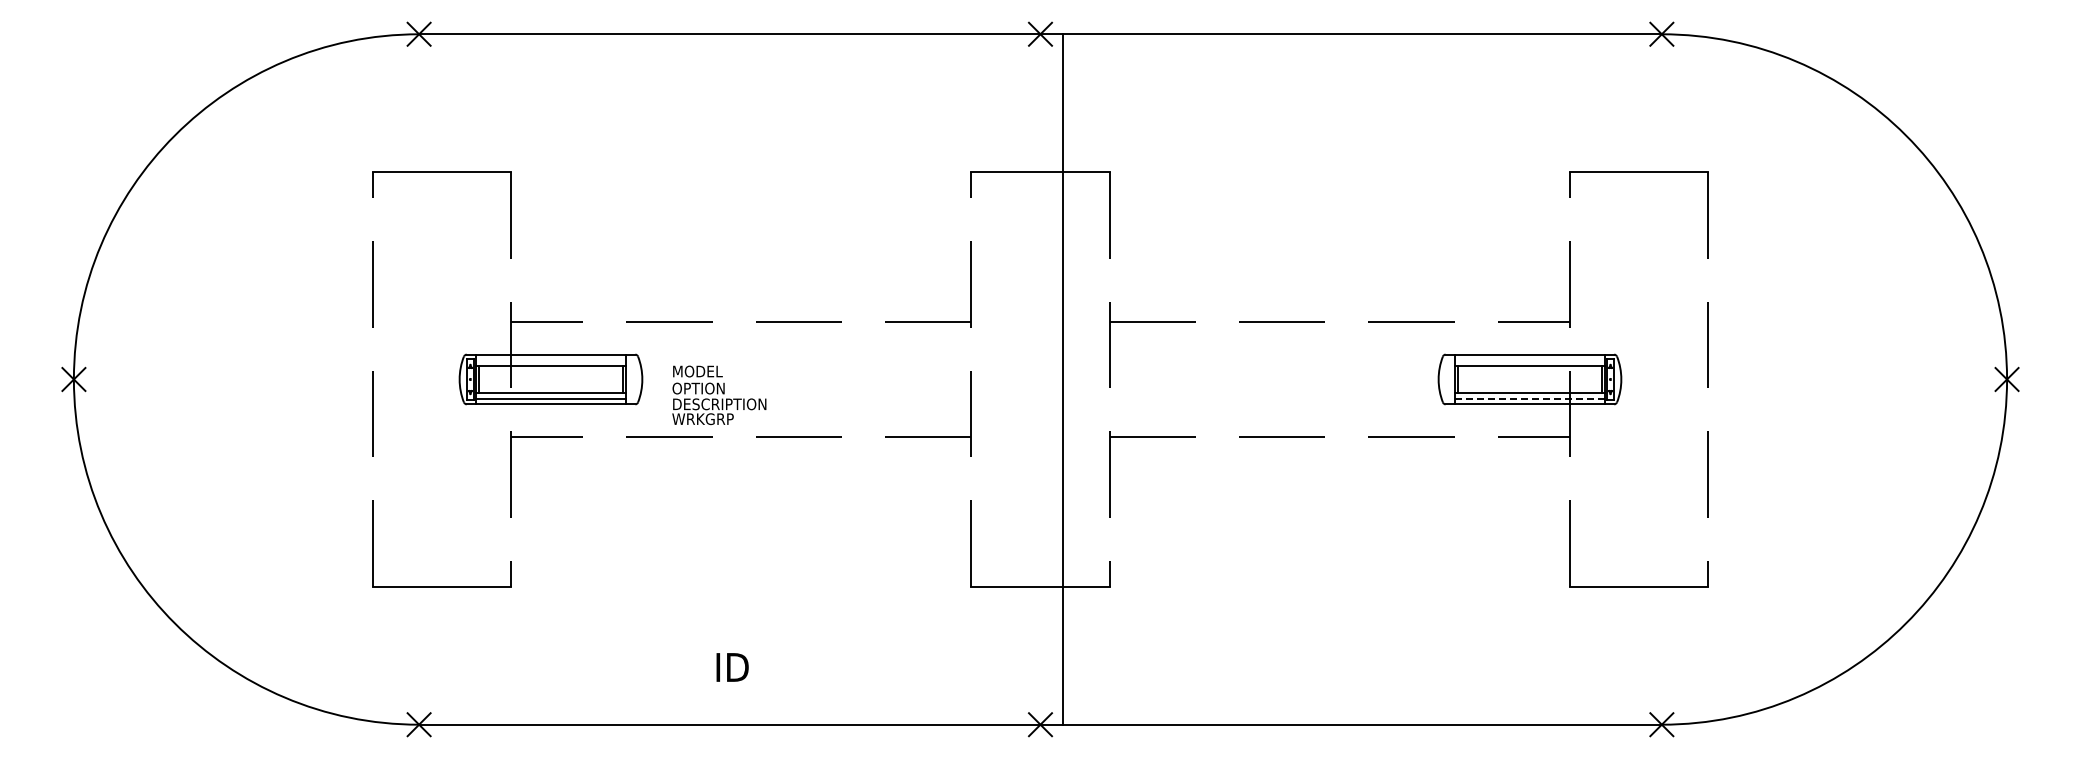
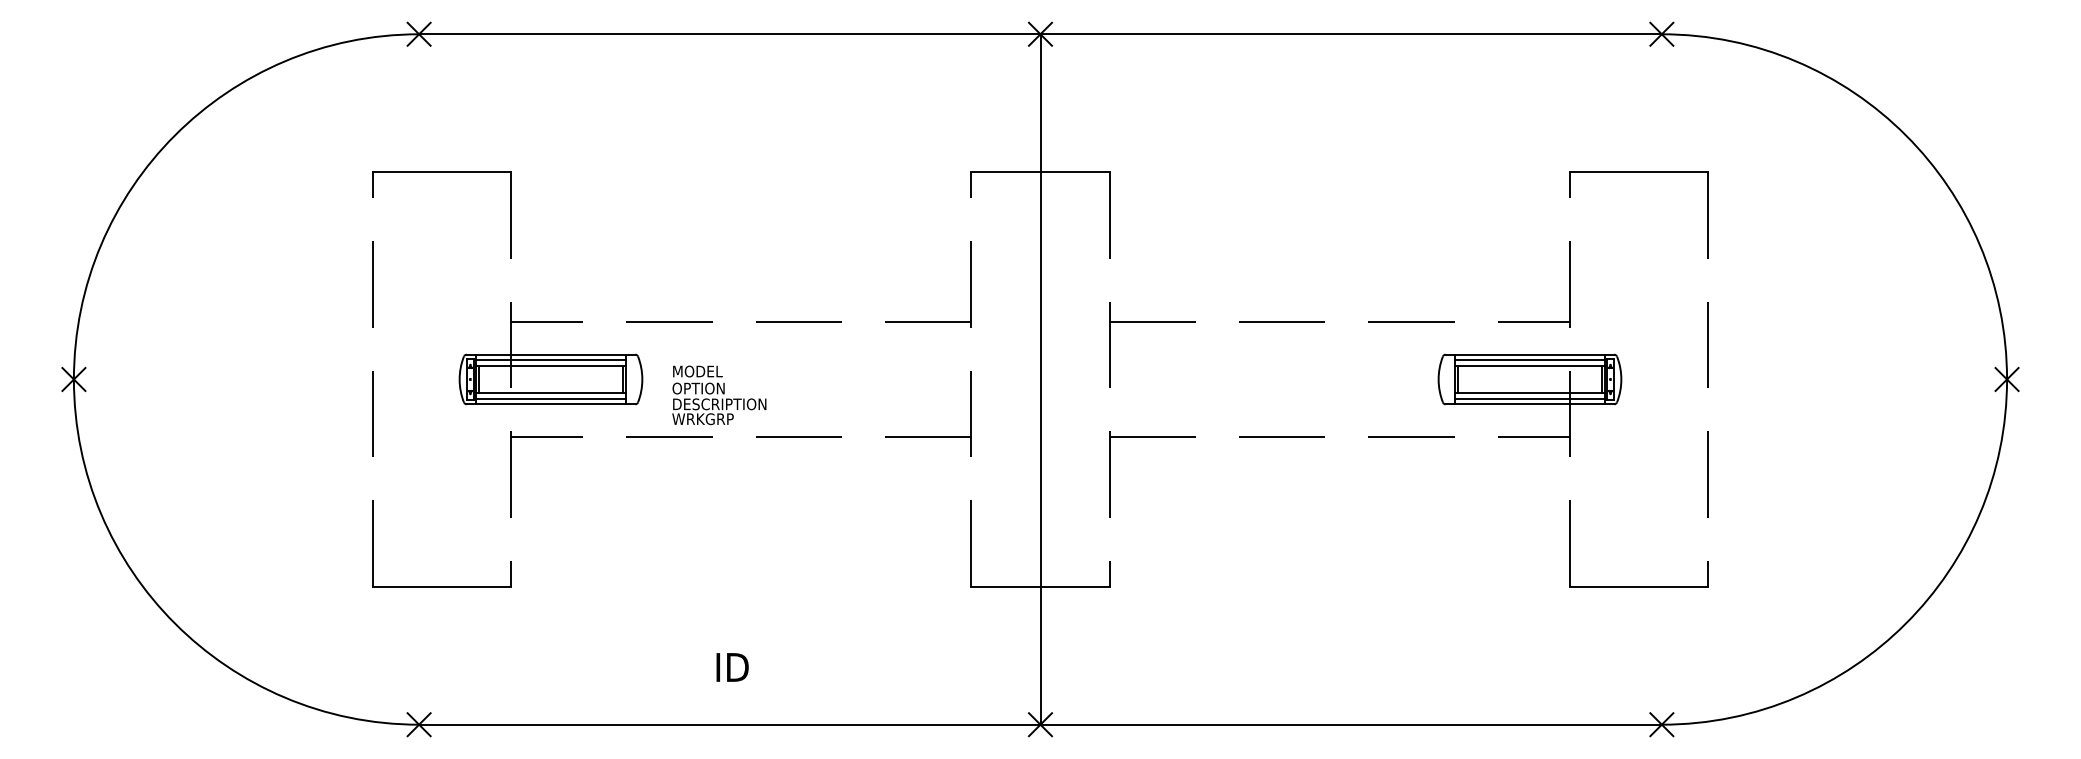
line: none -> present (550, 359)
line: none -> present (1529, 359)
line position: (1062, 379) -> (1040, 379) (1040, 379)
line: dashed -> solid (1529, 399)
